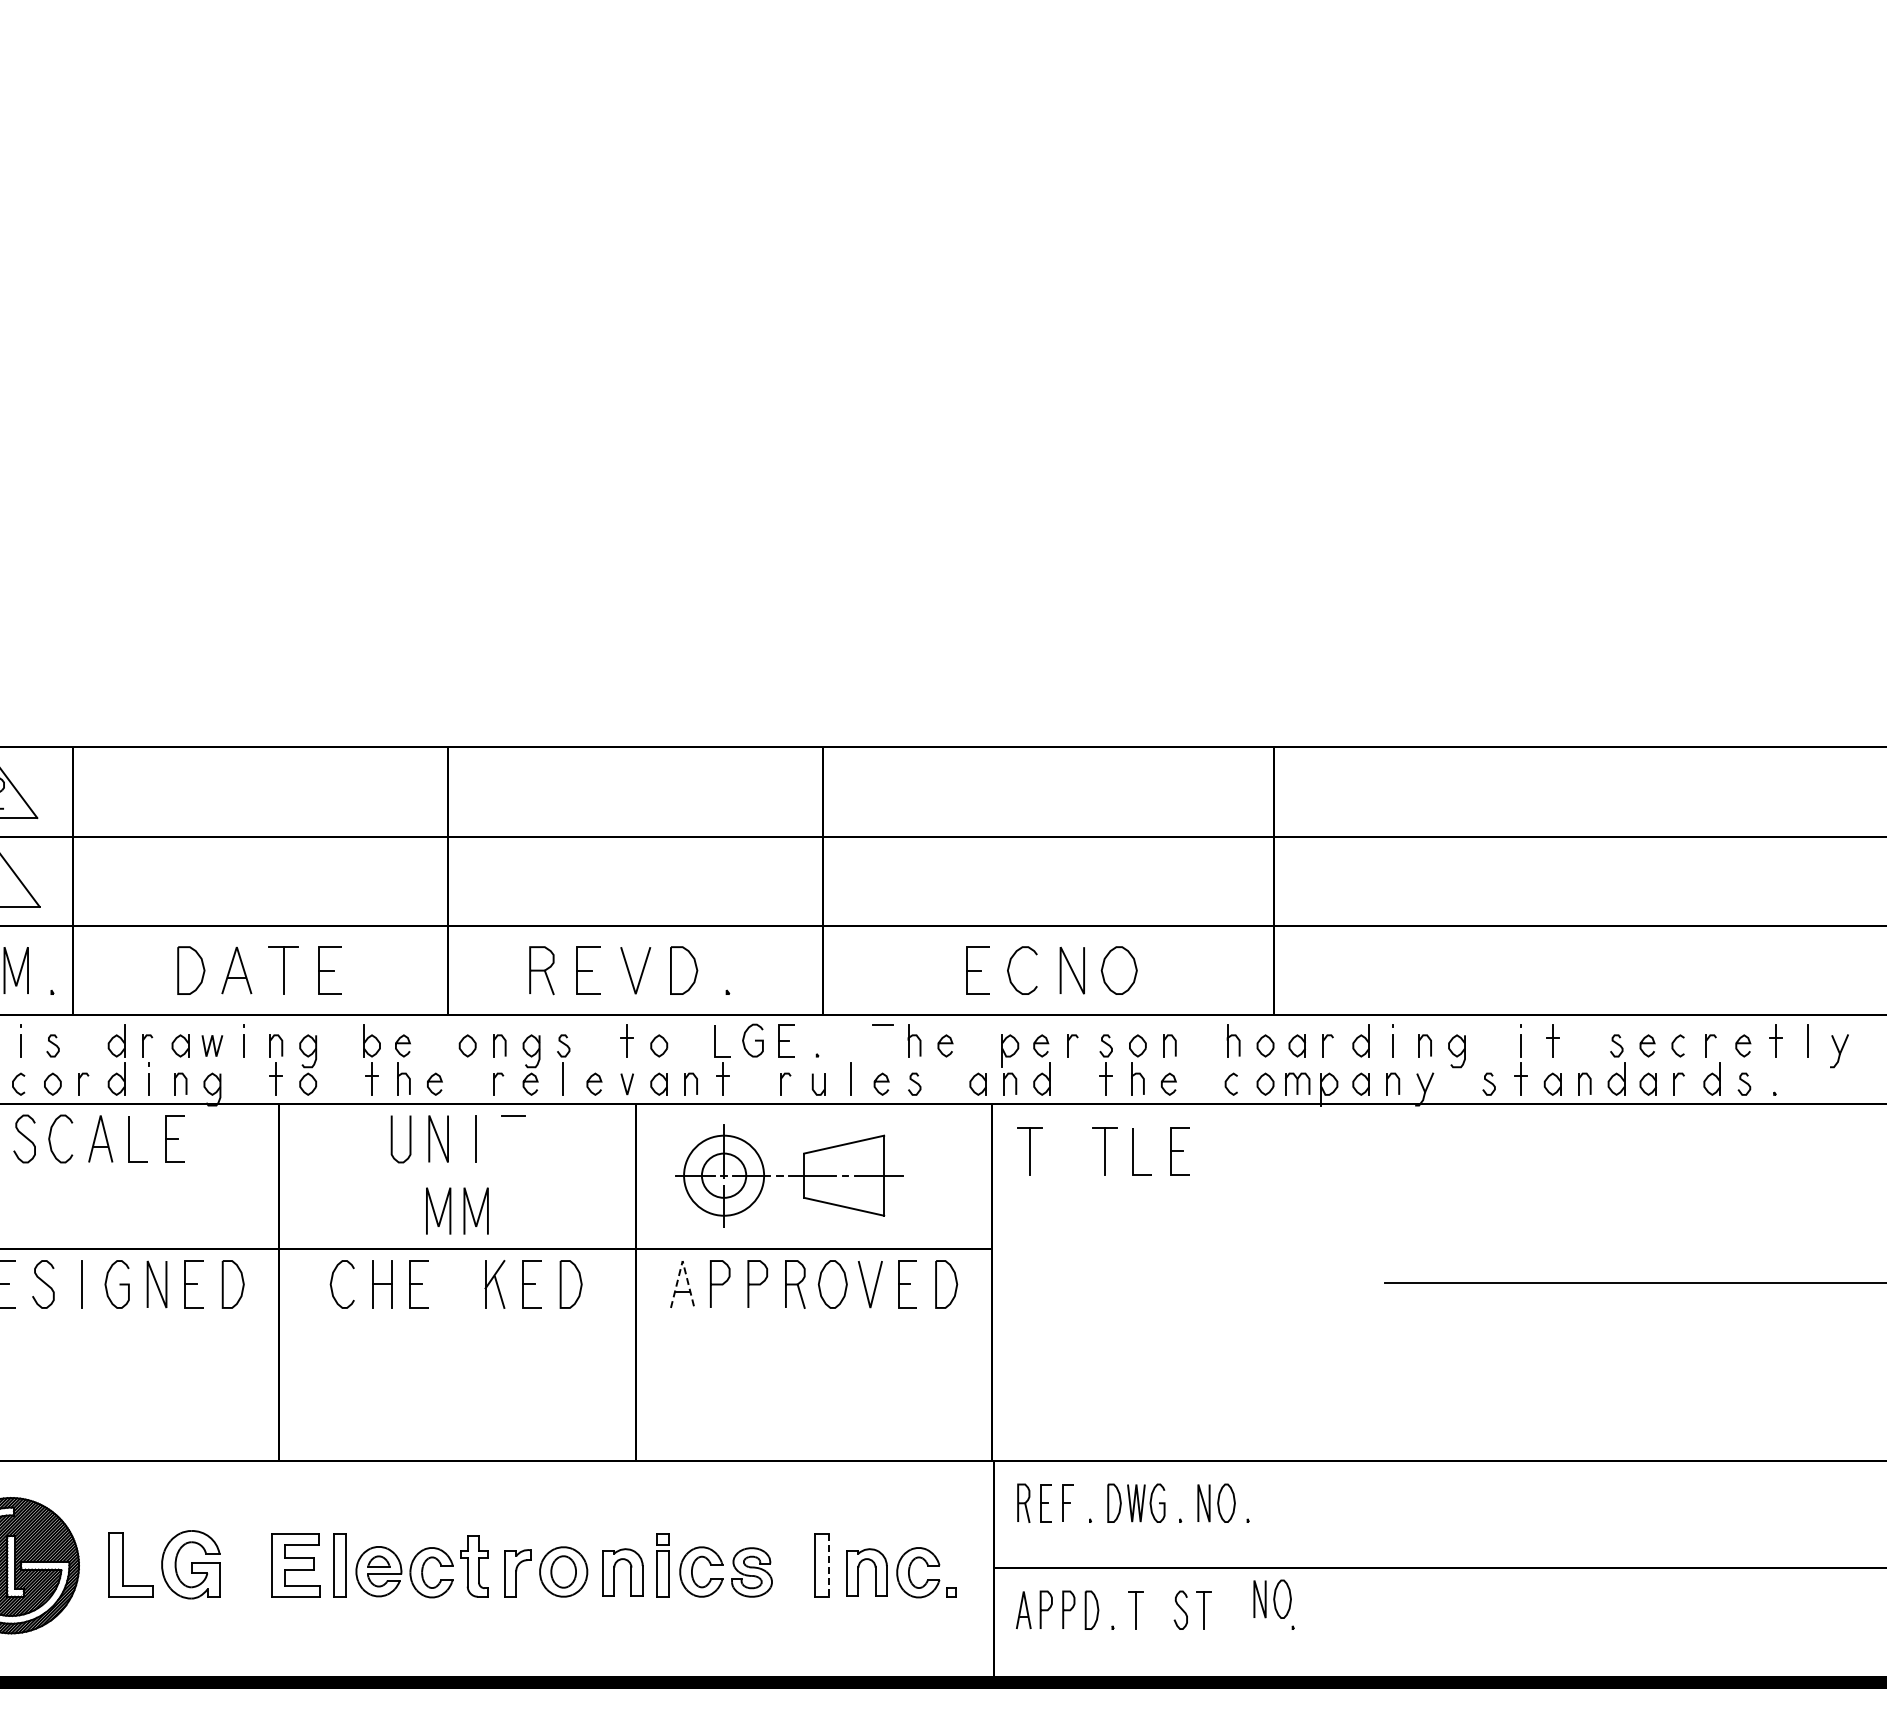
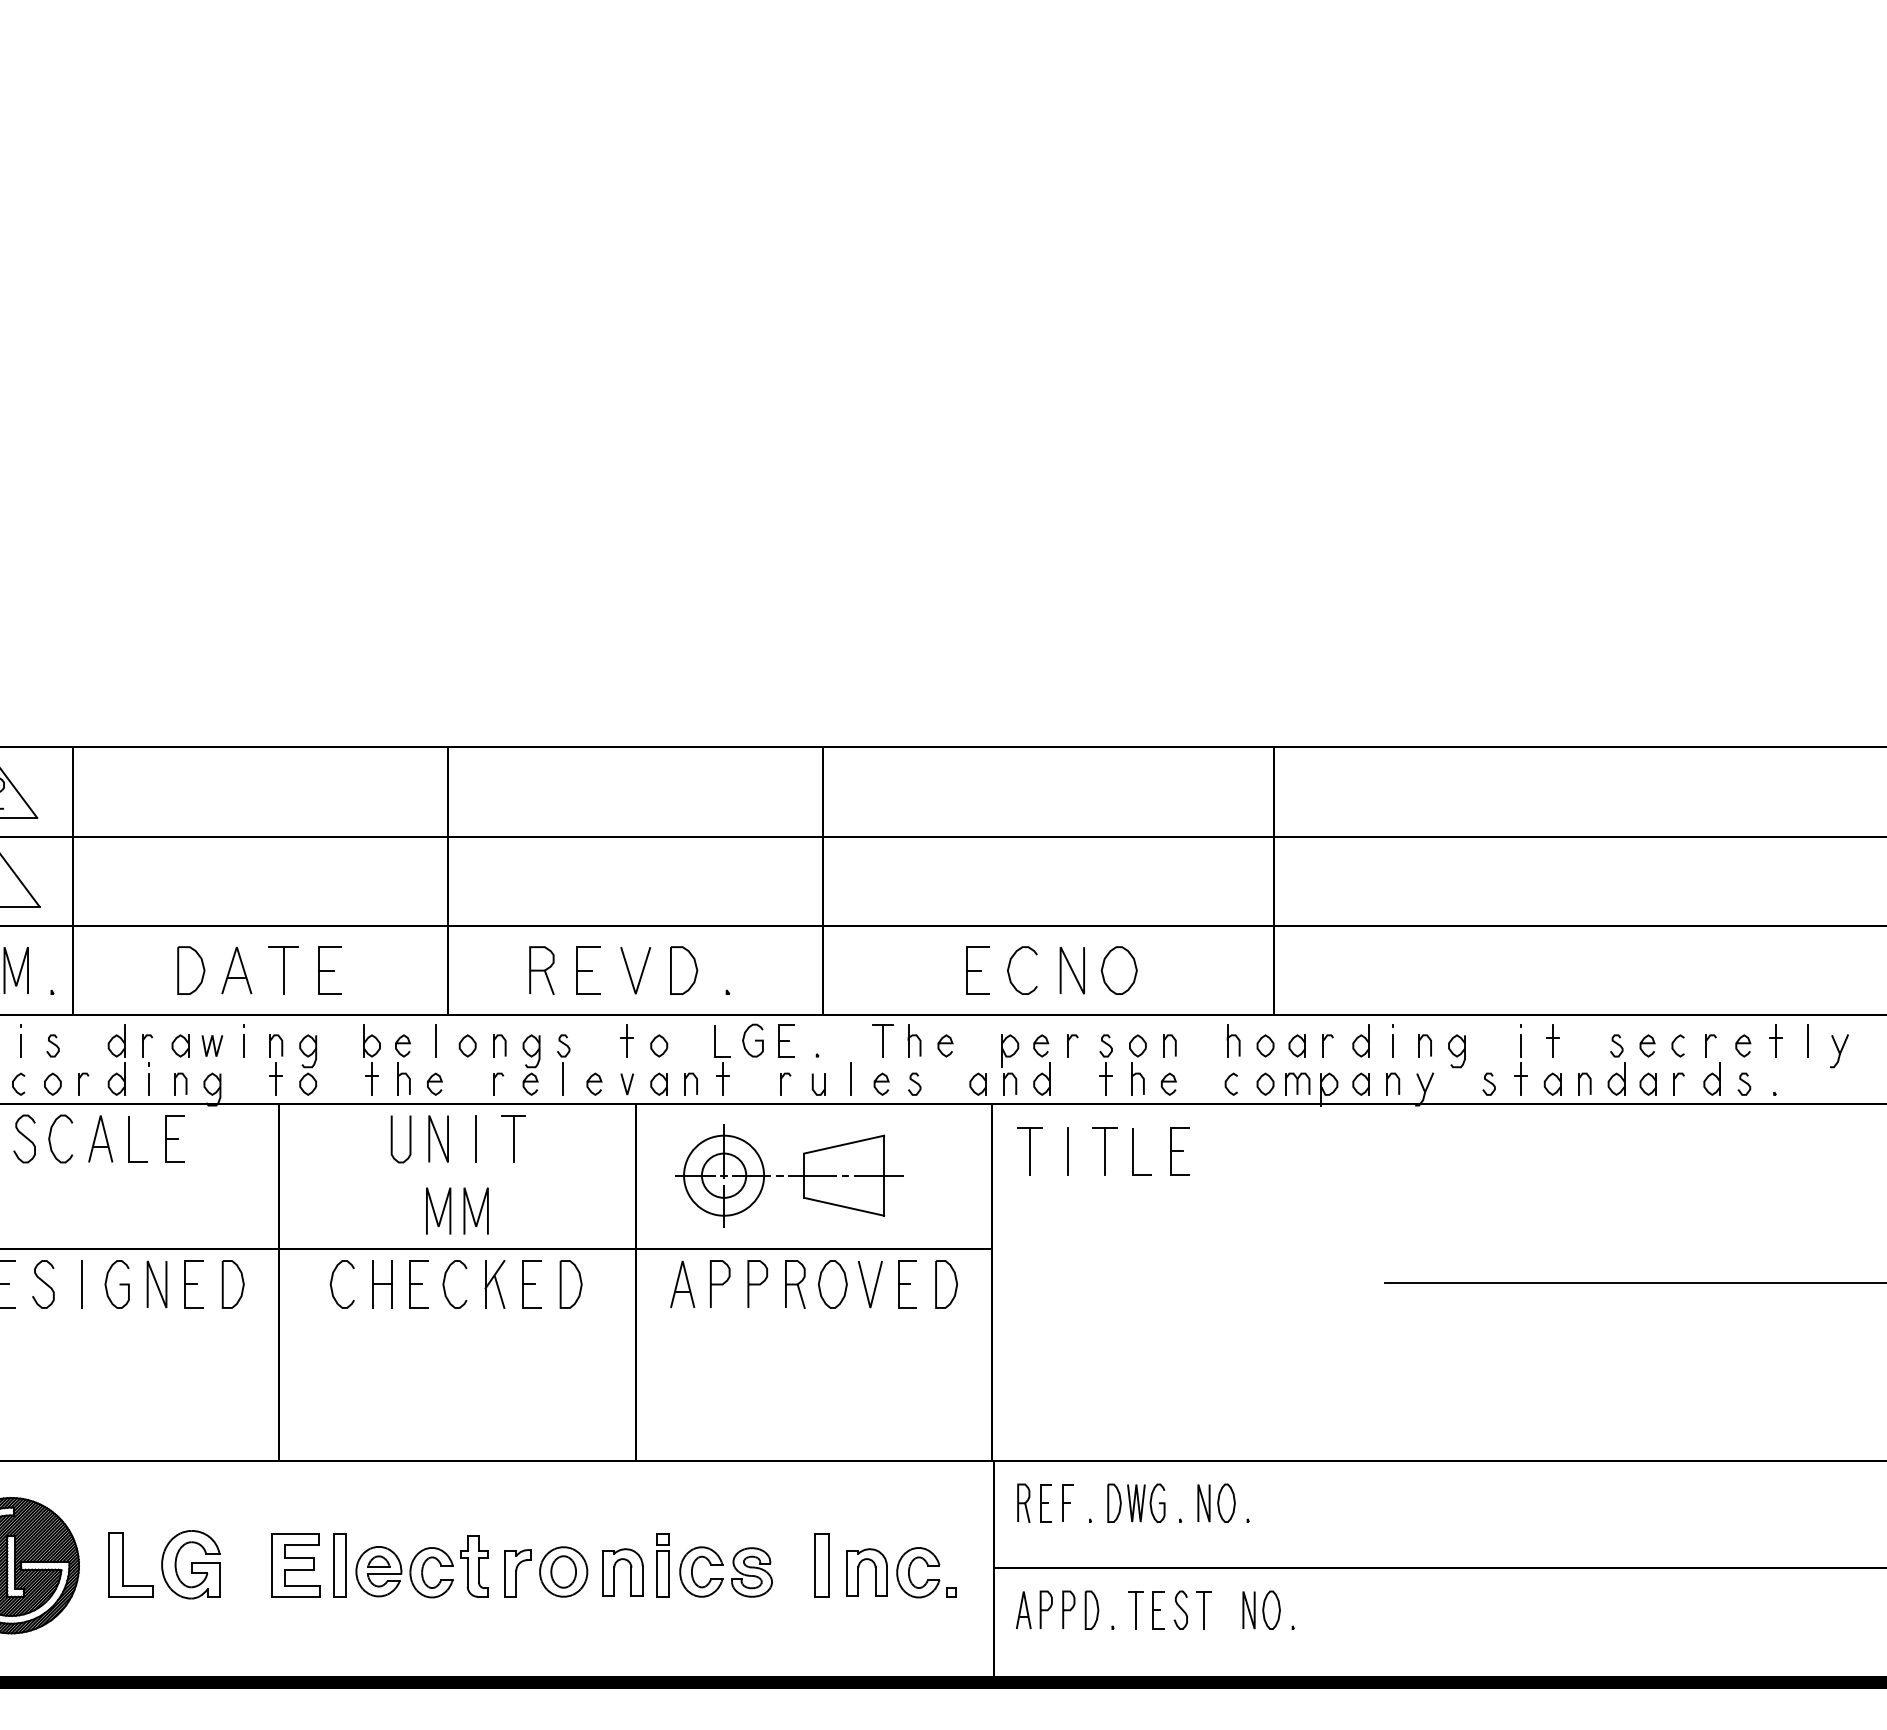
line: none -> present (435, 1040)
line: none -> present (882, 1040)
line: none -> present (513, 1138)
line: none -> present (1067, 1150)
line: dashed -> solid (682, 1261)
curve: none -> present (445, 1280)
line: dashed -> solid (828, 1565)
part position: (1272, 1598) -> (1261, 1609) (1261, 1609)
part: none -> present (1158, 1610)
